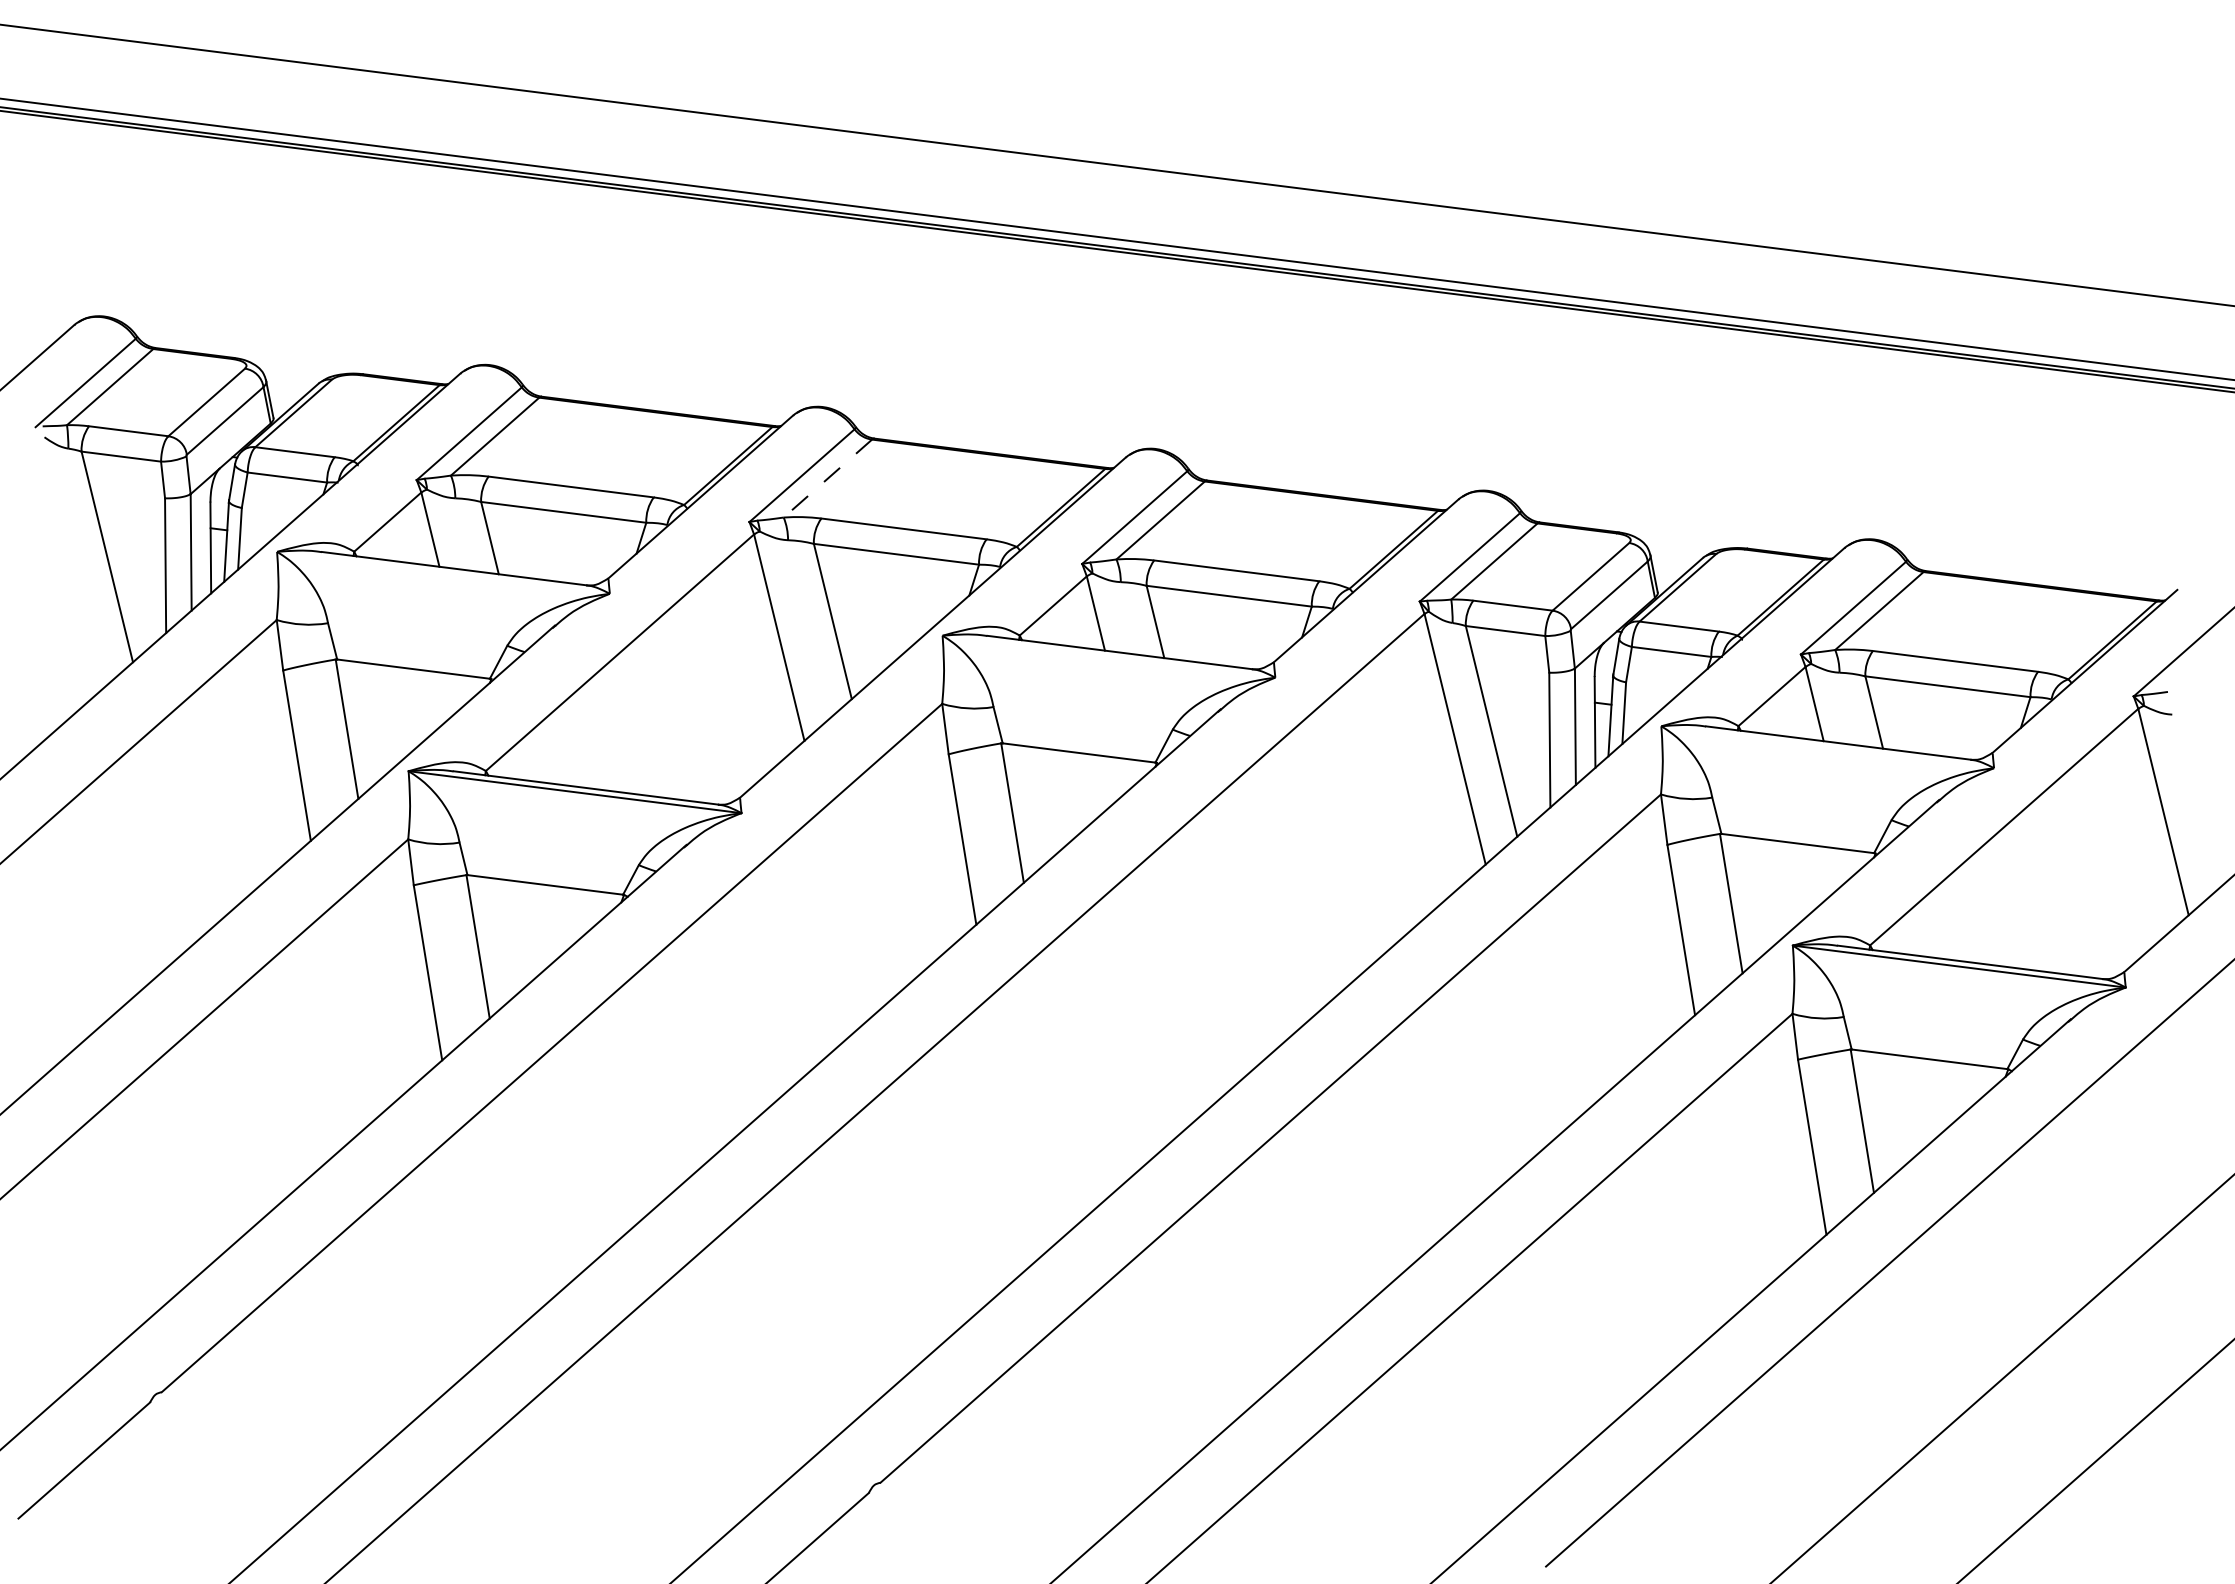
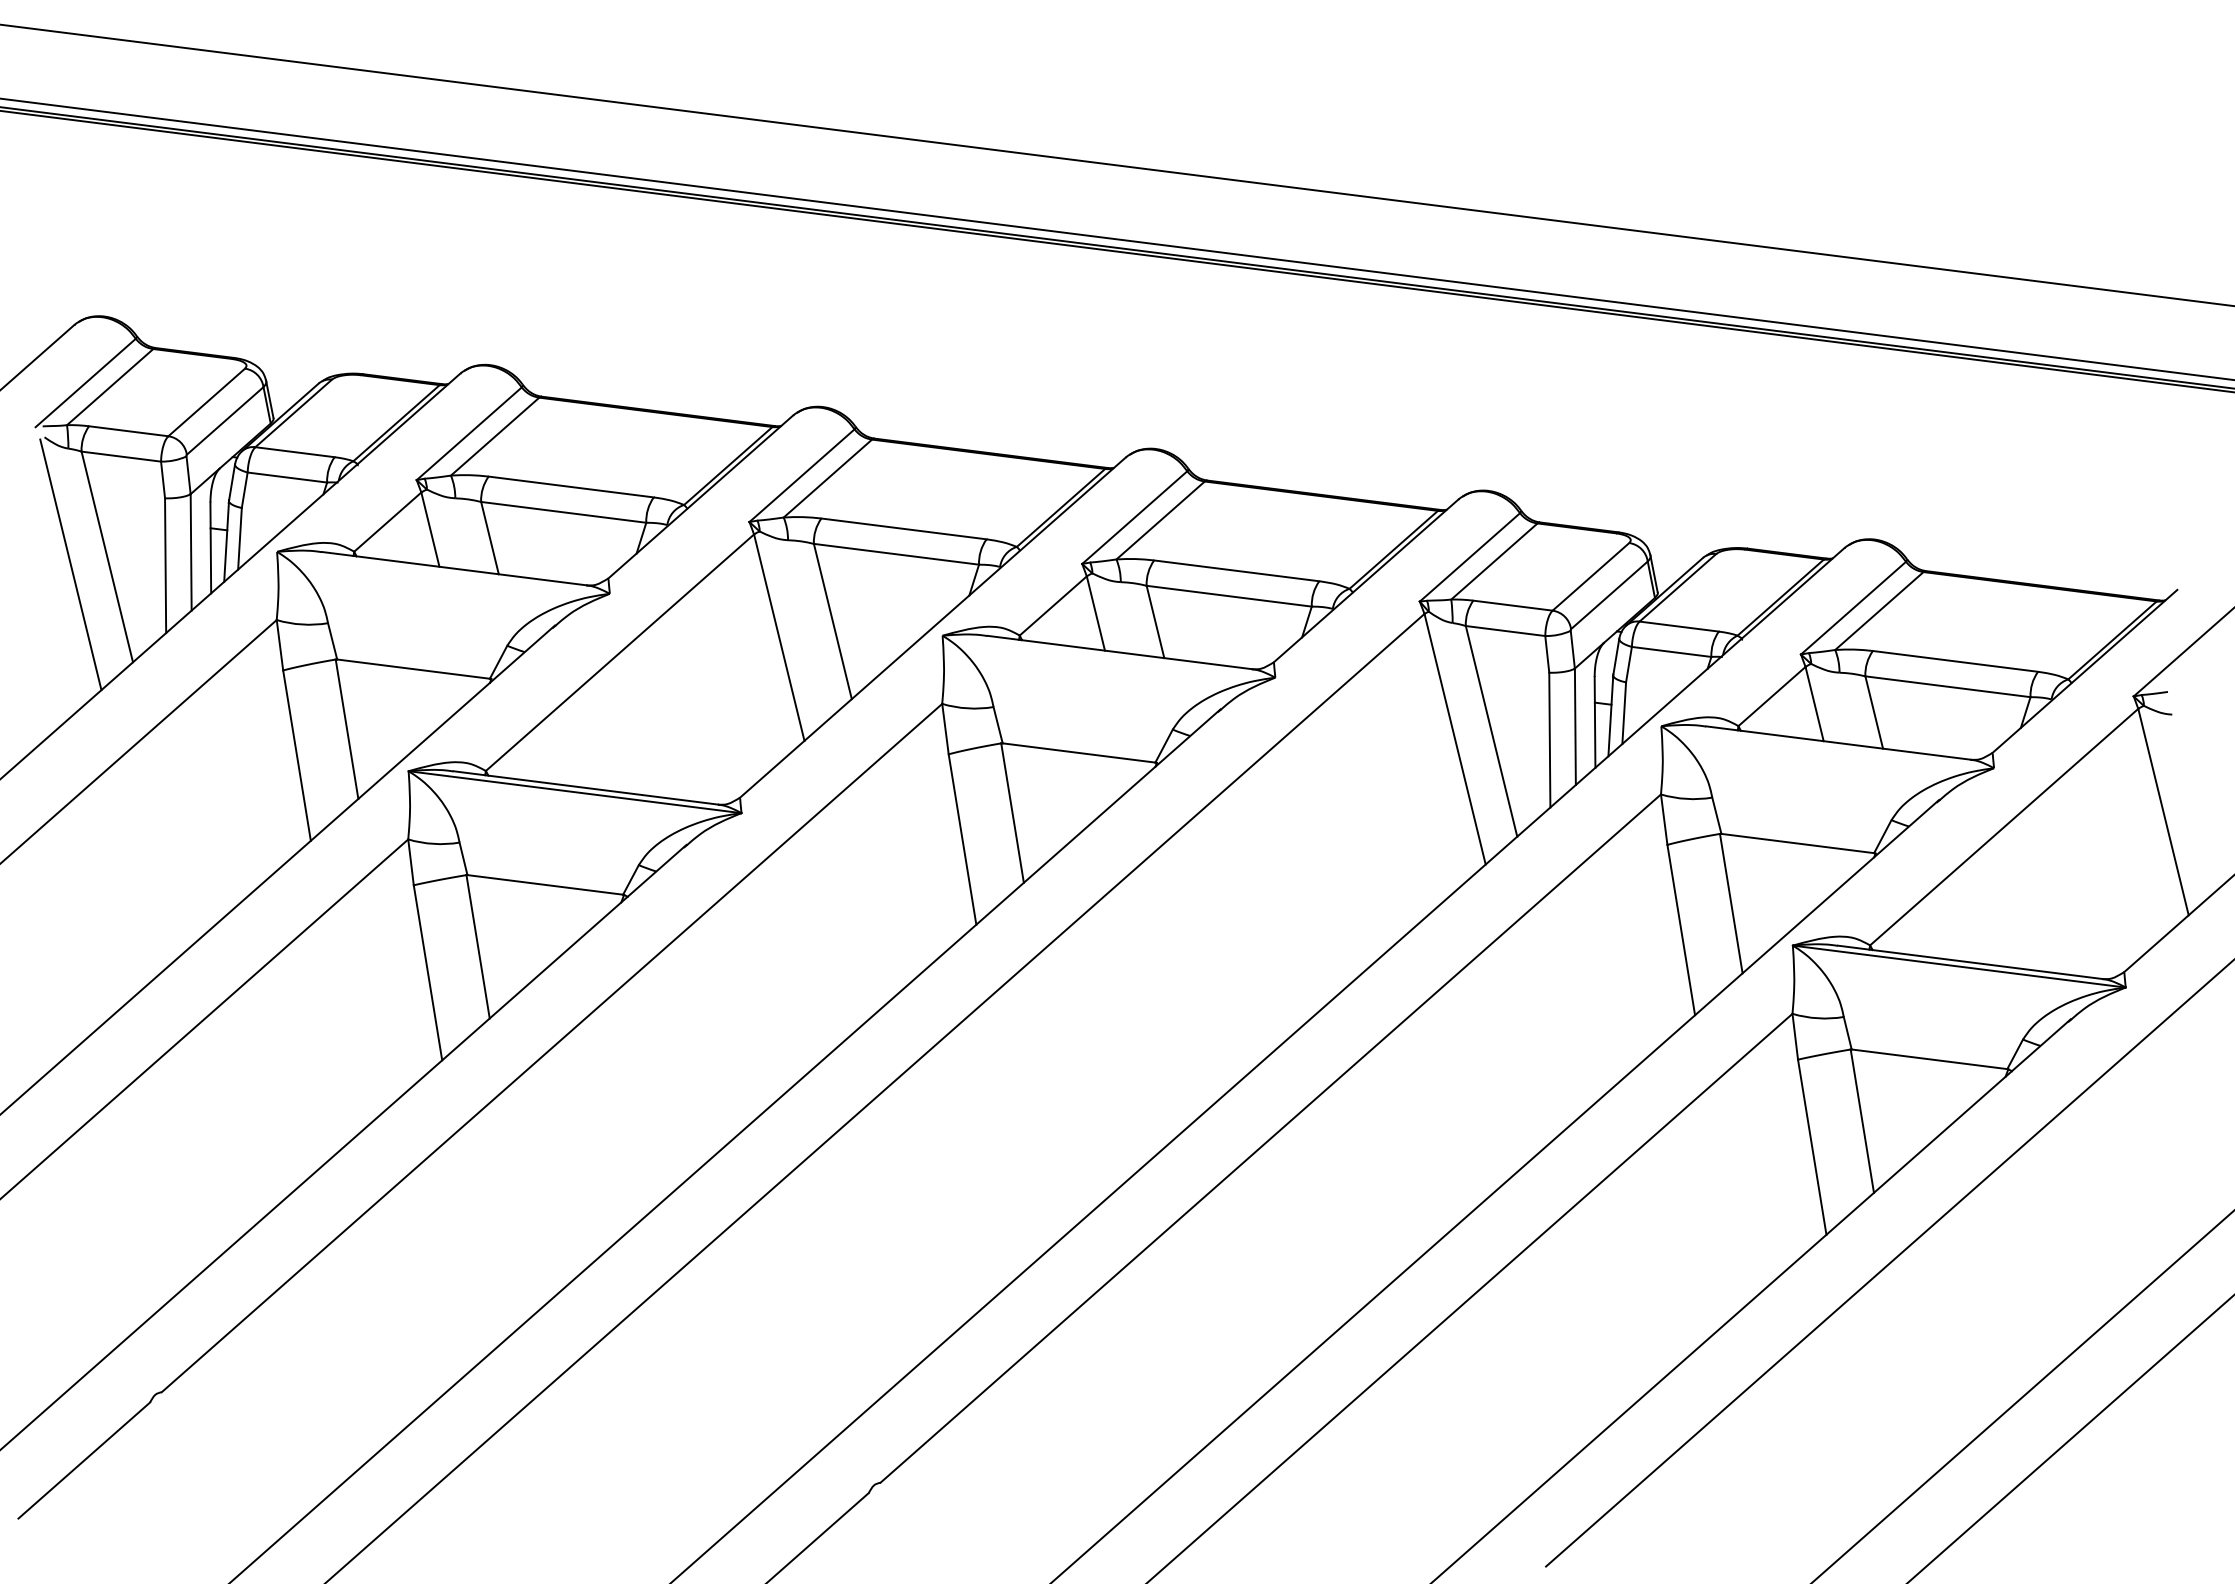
line: dashed -> solid (827, 478)
line: none -> present (70, 564)
line position: (2002, 1378) -> (2022, 1396) (2022, 1396)
line position: (2095, 1460) -> (2070, 1438) (2070, 1438)
